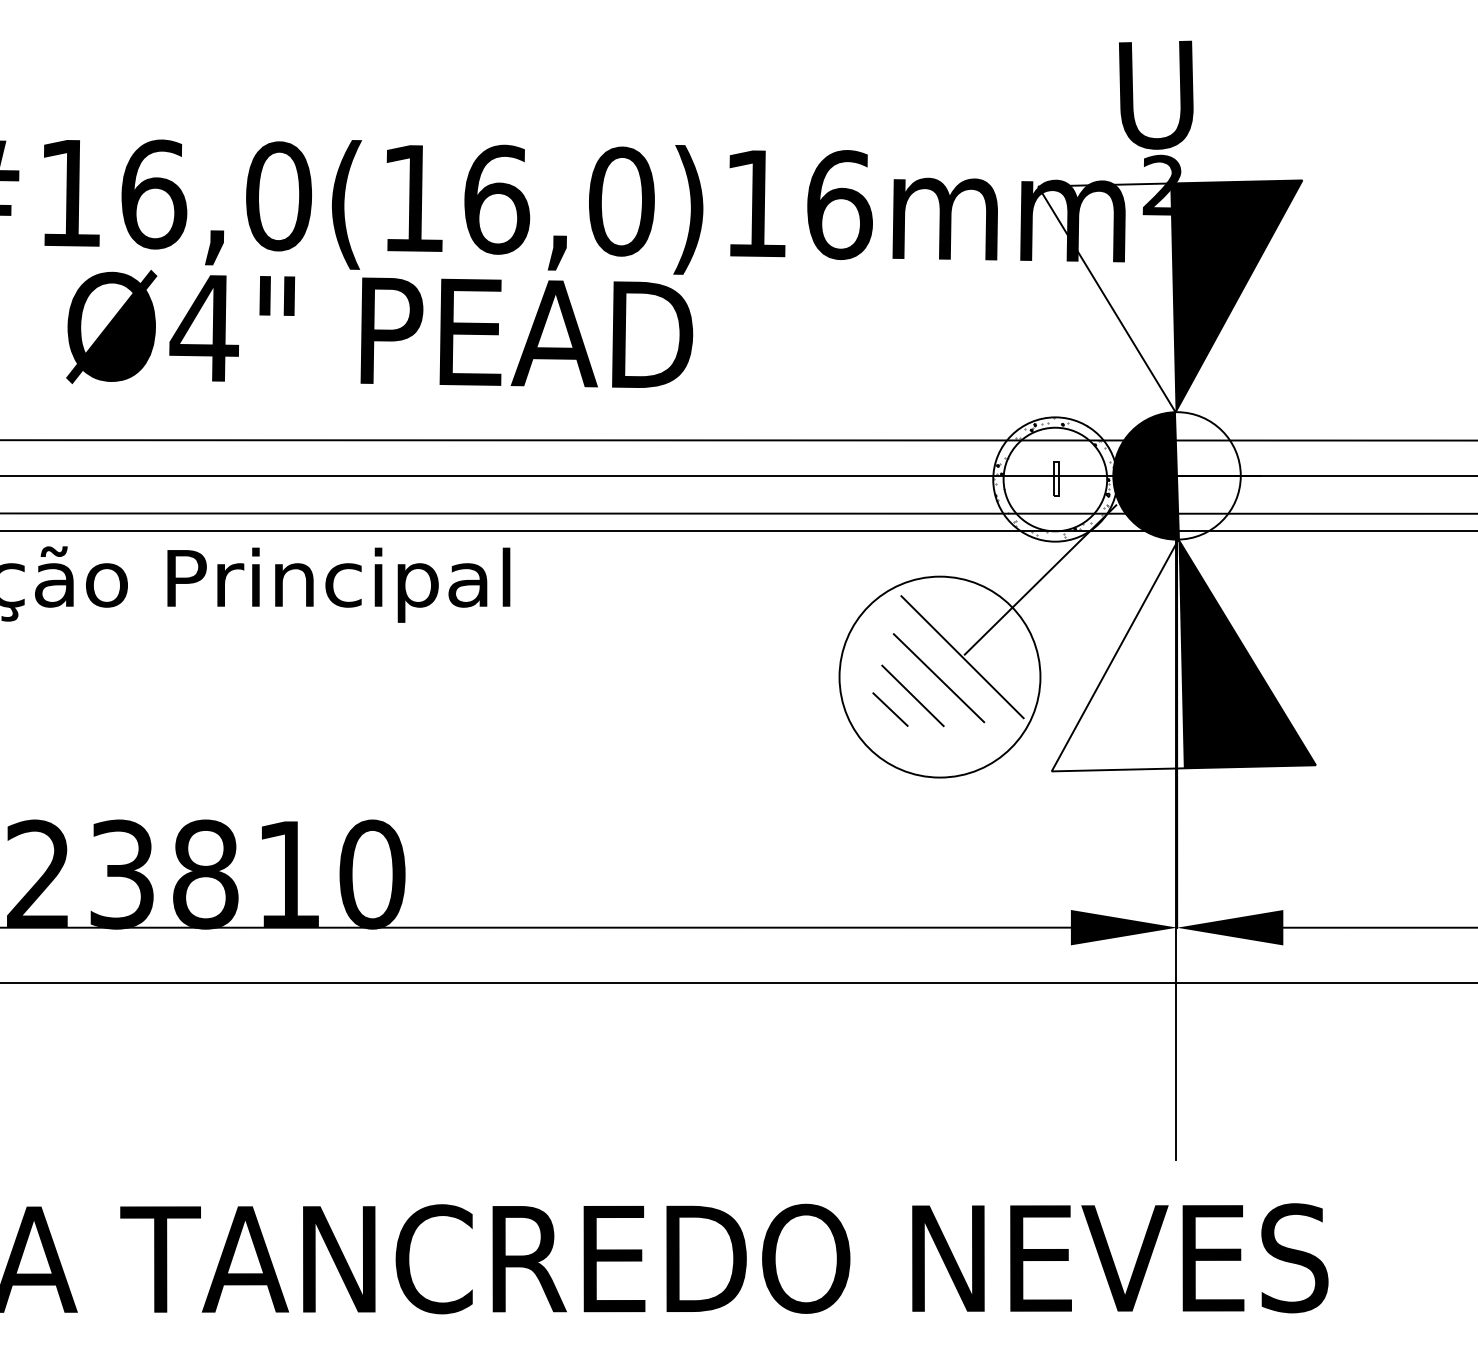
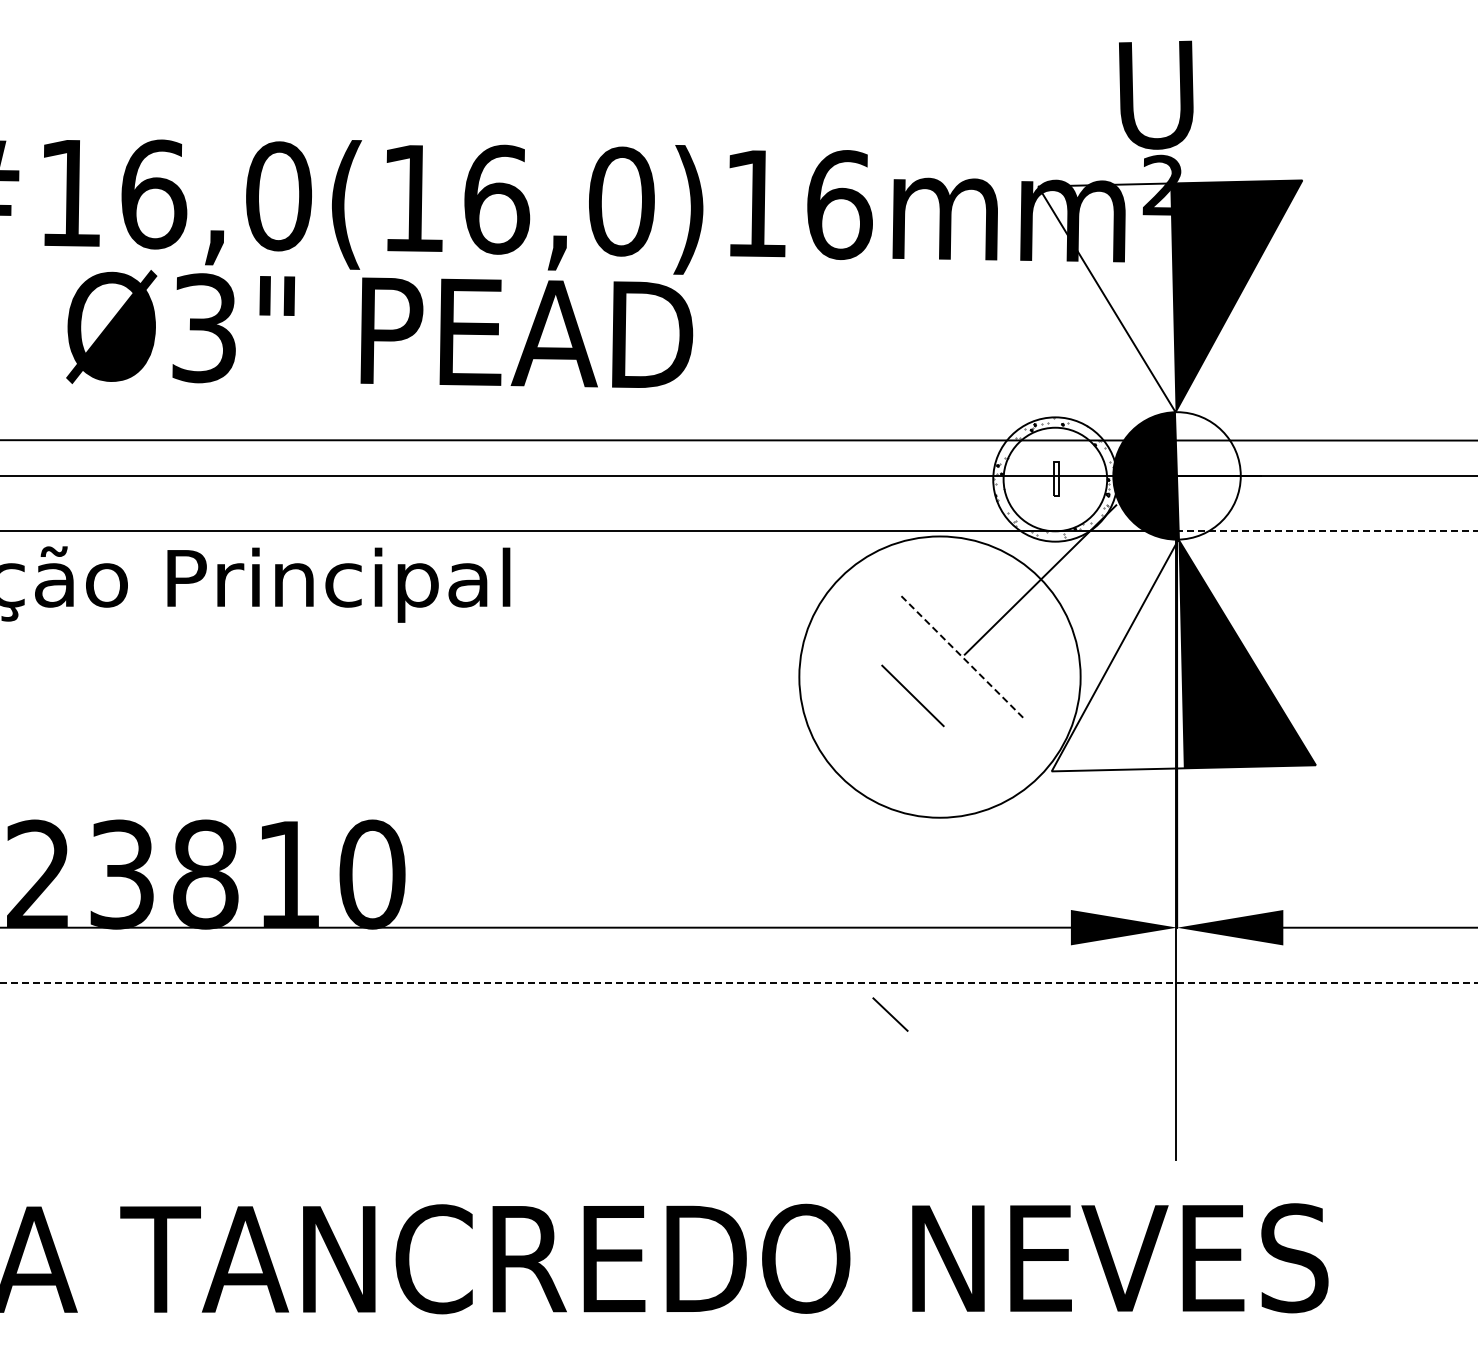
text: Ø4" -> Ø3" (204, 328)
line: present -> none (738, 513)
line: solid -> dashed (1326, 531)
line: solid -> dashed (962, 657)
circle diameter: 201 px -> 281 px (939, 676)
line: present -> none (938, 678)
line position: (890, 709) -> (890, 1014) (890, 1014)
line: solid -> dashed (738, 983)
